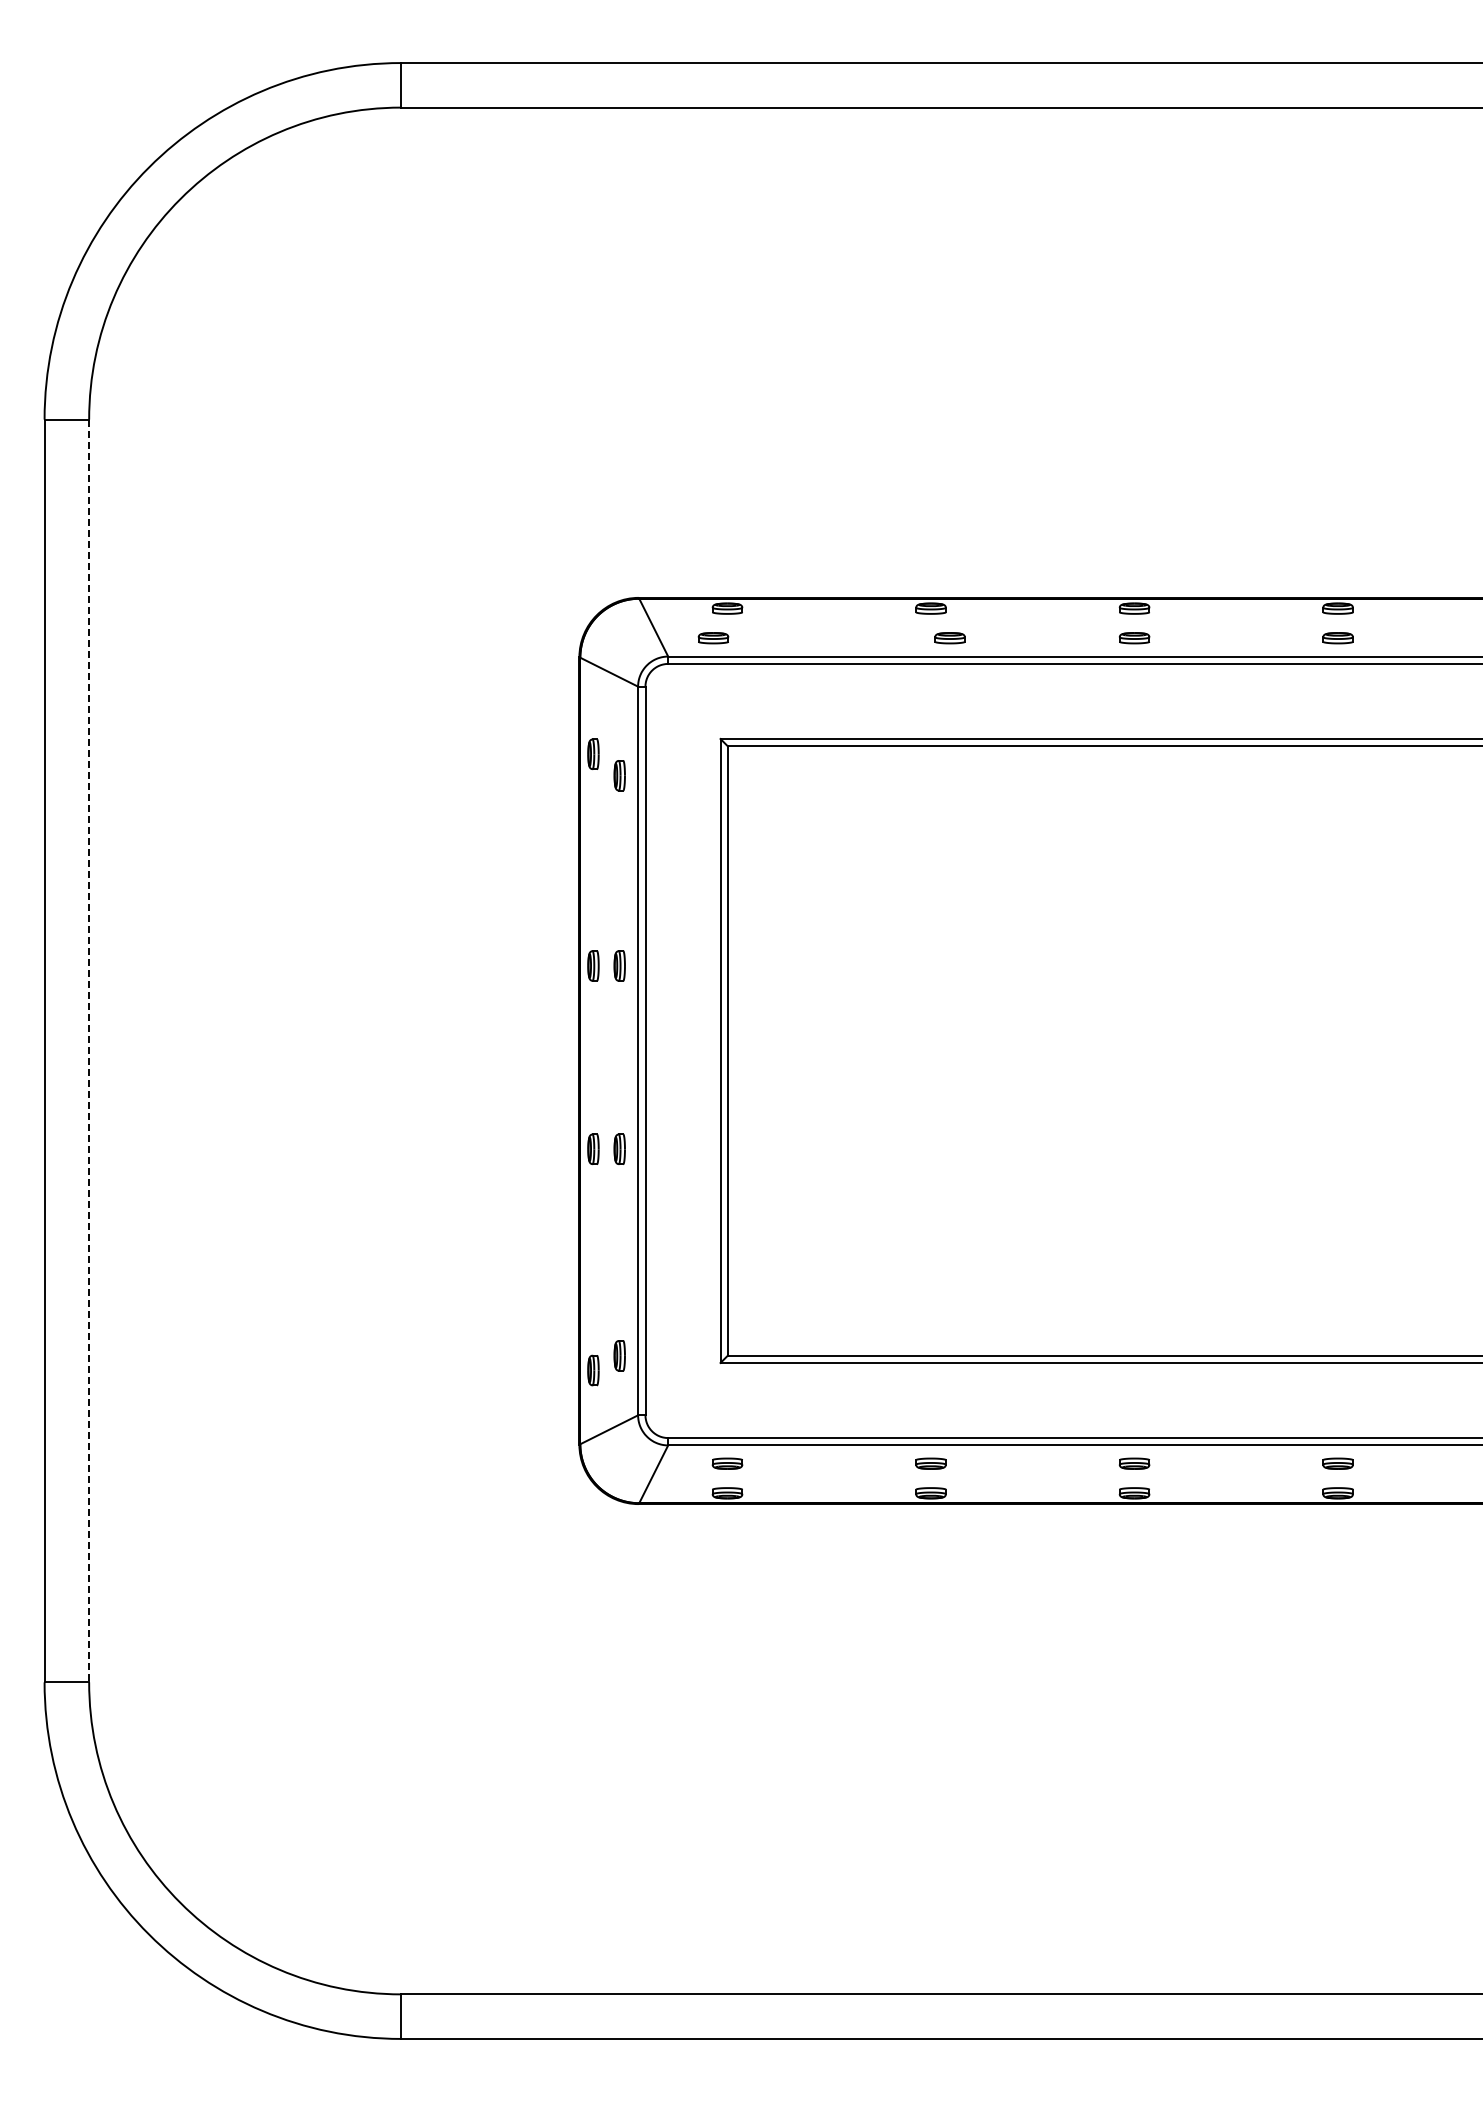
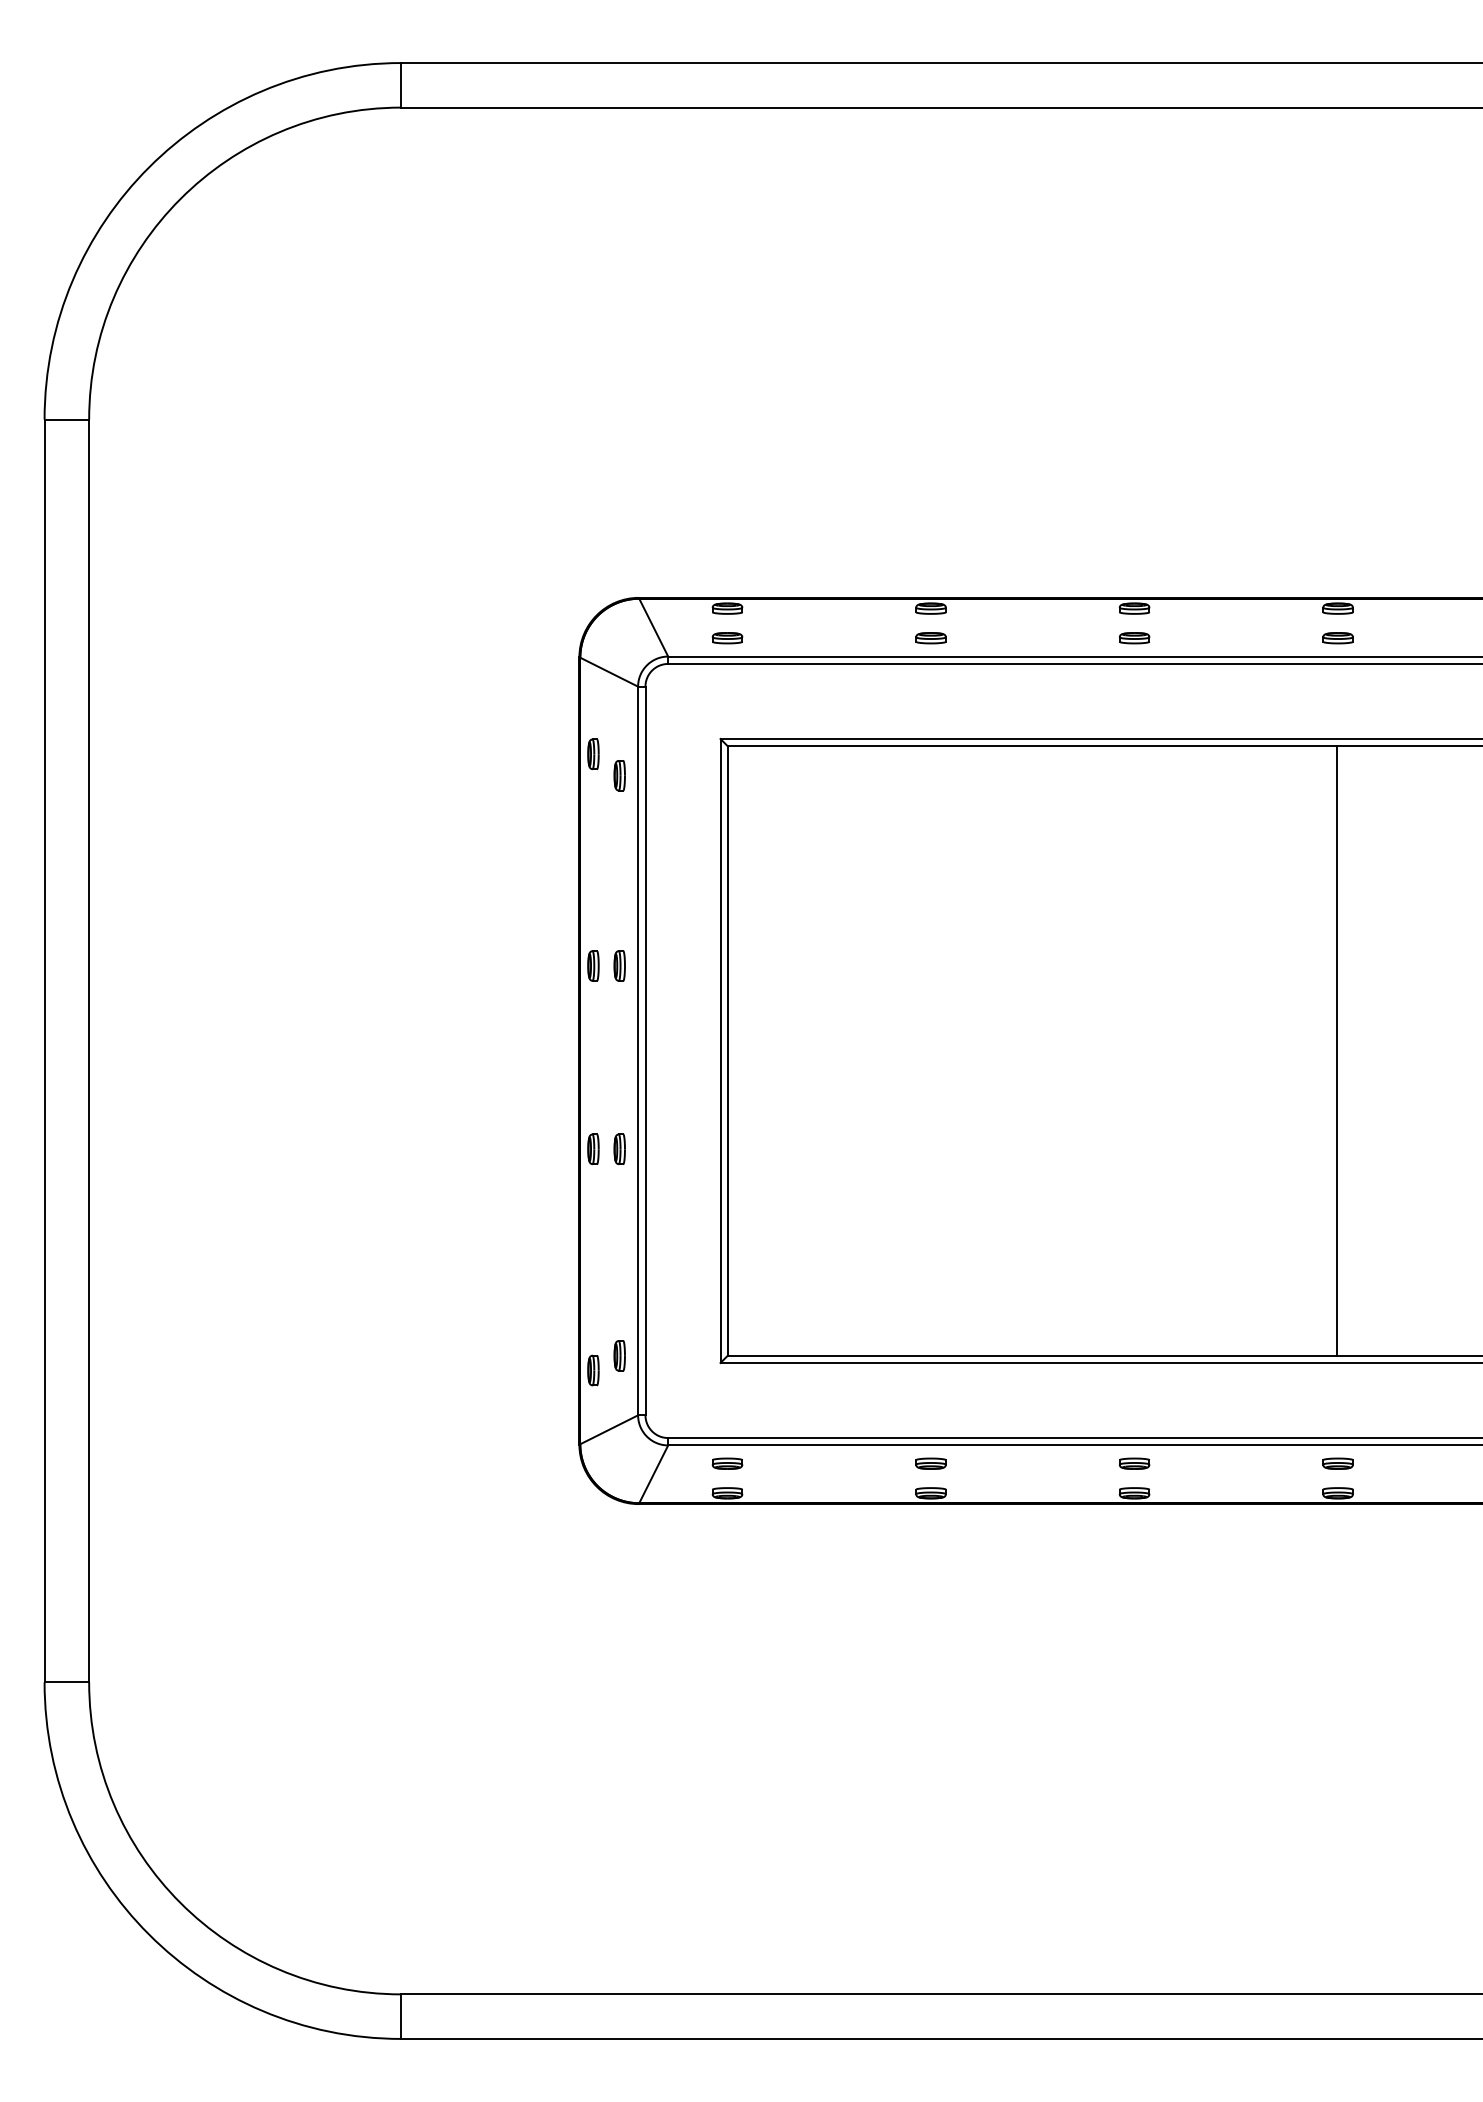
part position: (713, 638) -> (727, 638) (727, 638)
part position: (949, 638) -> (930, 638) (930, 638)
line: none -> present (1337, 1050)
line: dashed -> solid (89, 1051)
